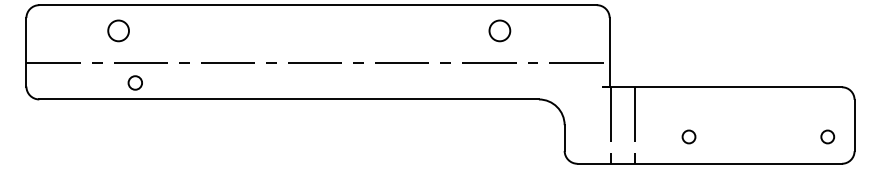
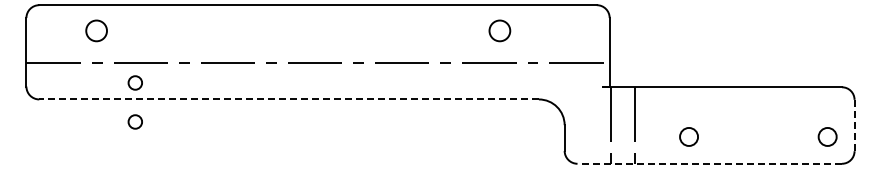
circle position: (118, 30) -> (96, 30) (96, 30)
line: solid -> dashed (289, 99)
circle: none -> present (134, 121)
line: solid -> dashed (854, 125)
circle size: 16x16 px -> 20x20 px (688, 136)
circle size: 16x16 px -> 21x20 px (827, 136)
line: solid -> dashed (709, 163)
